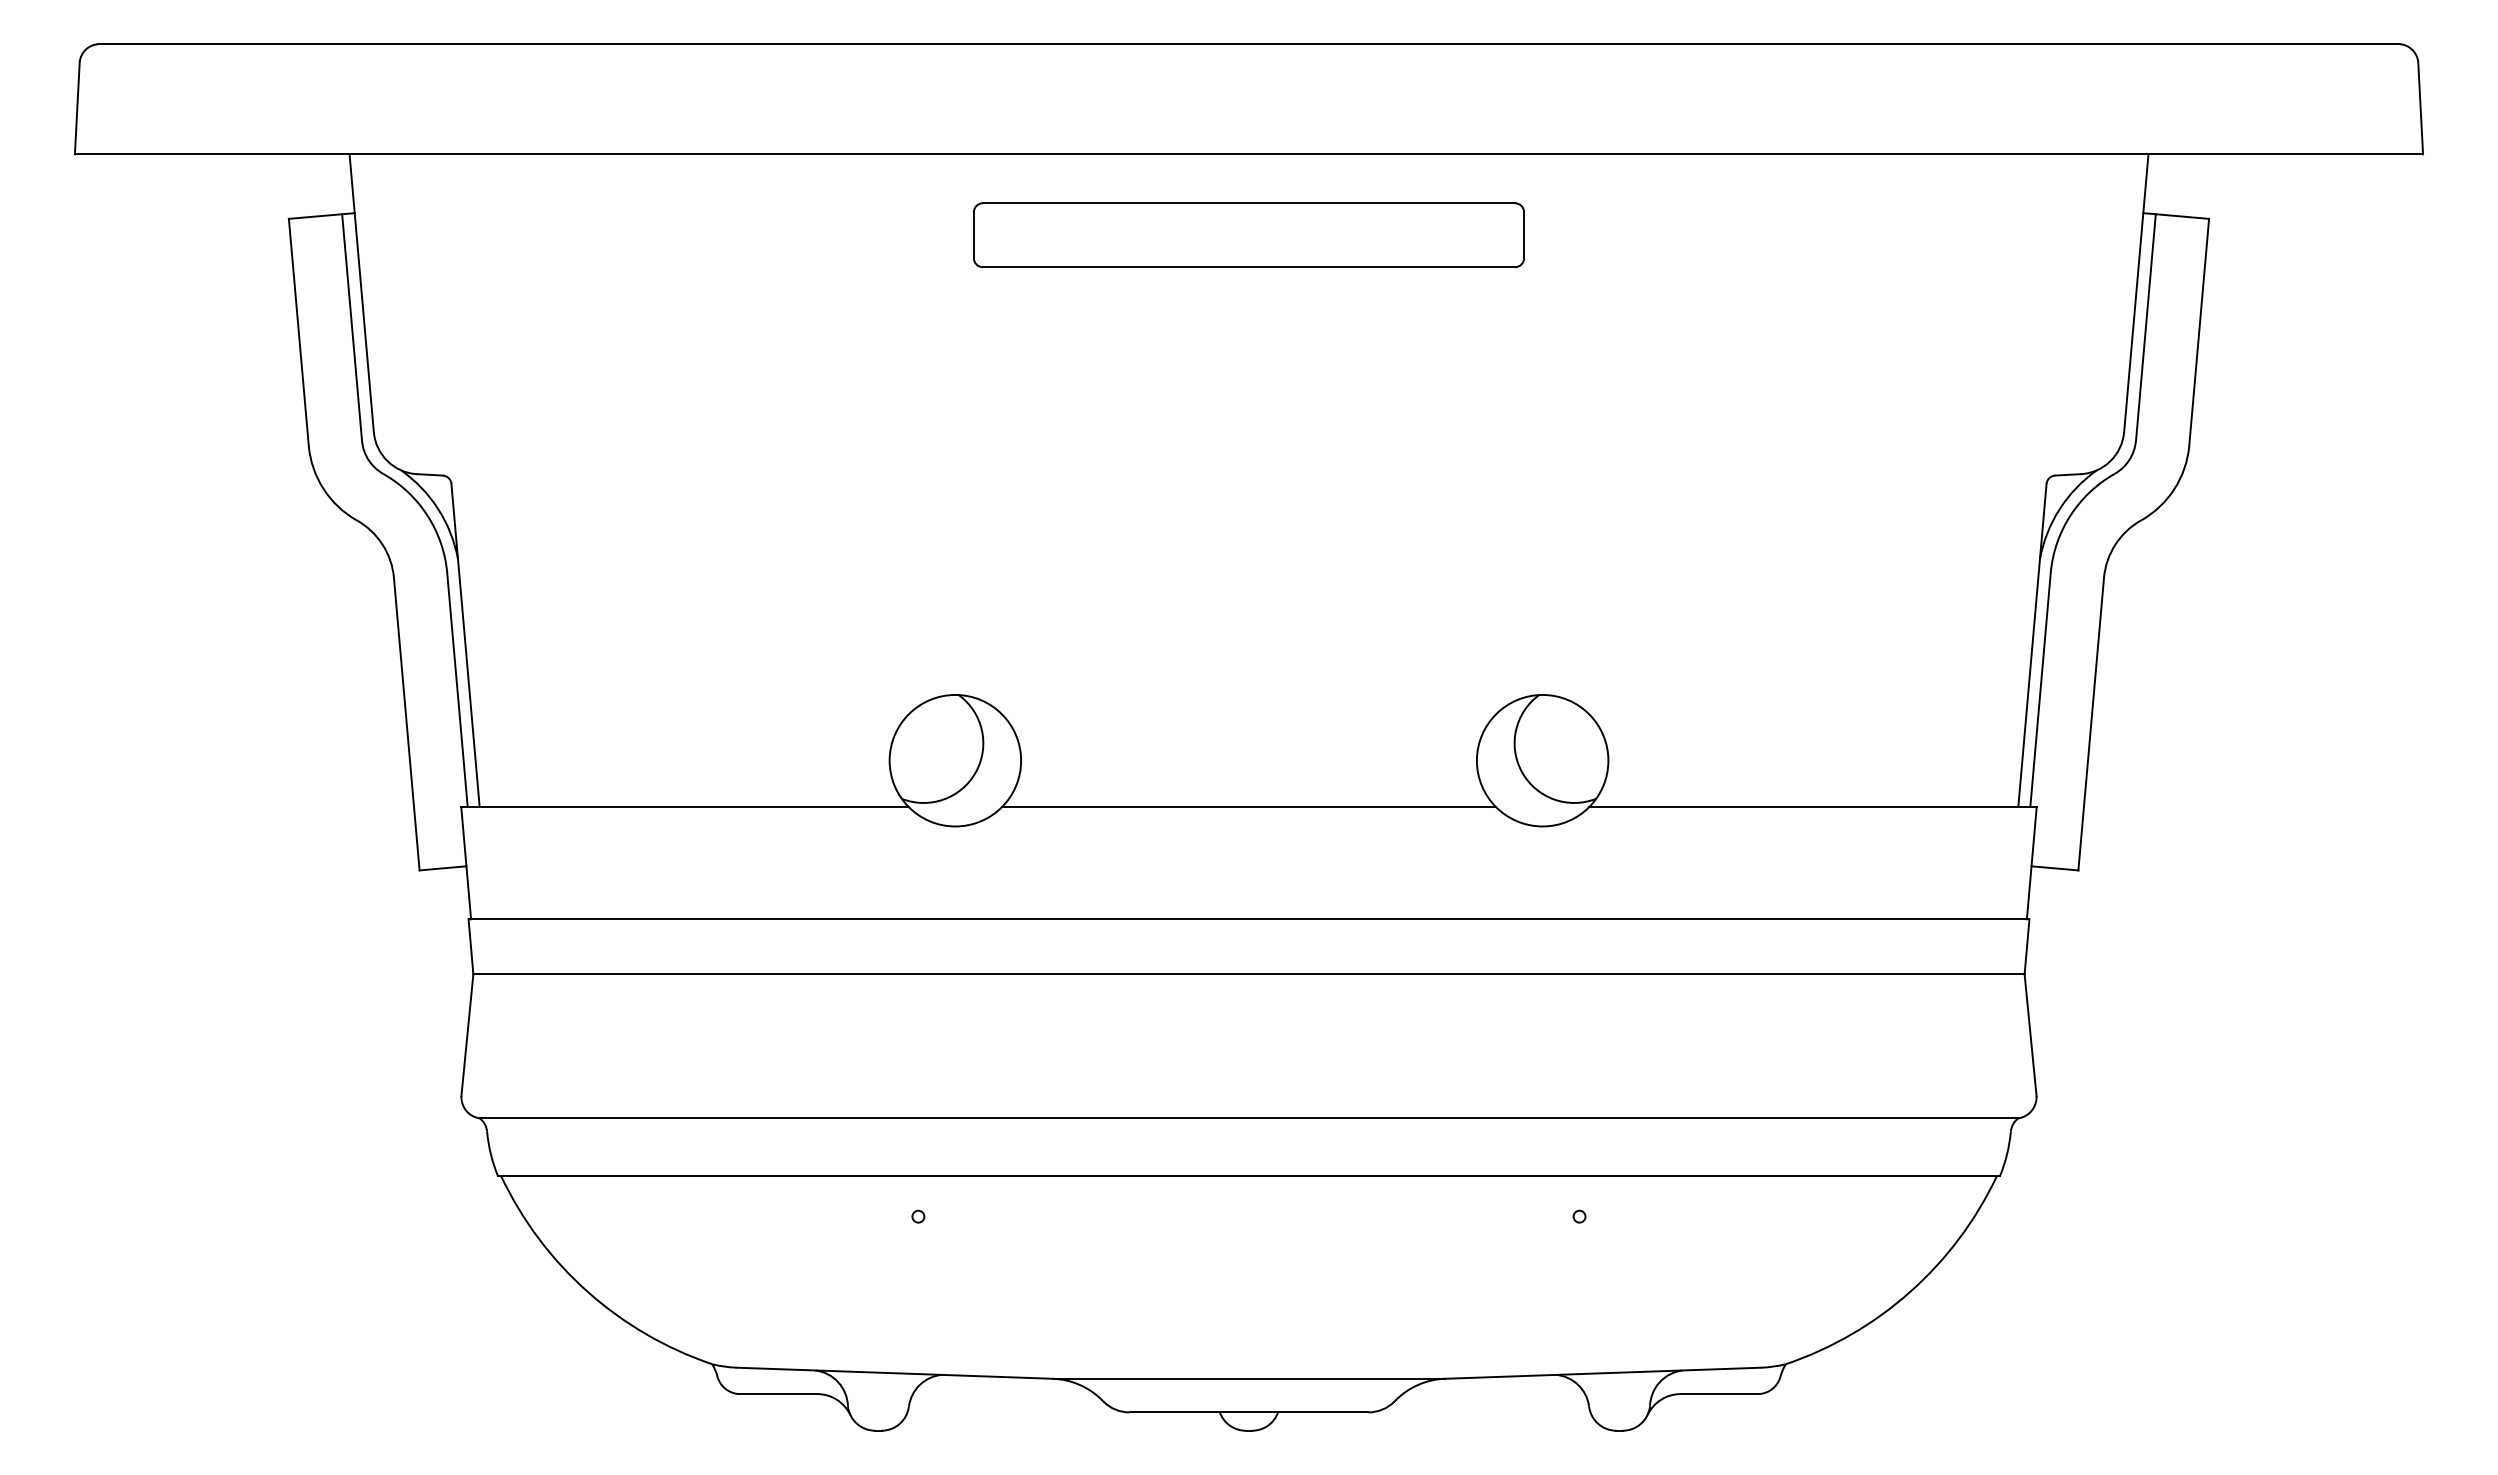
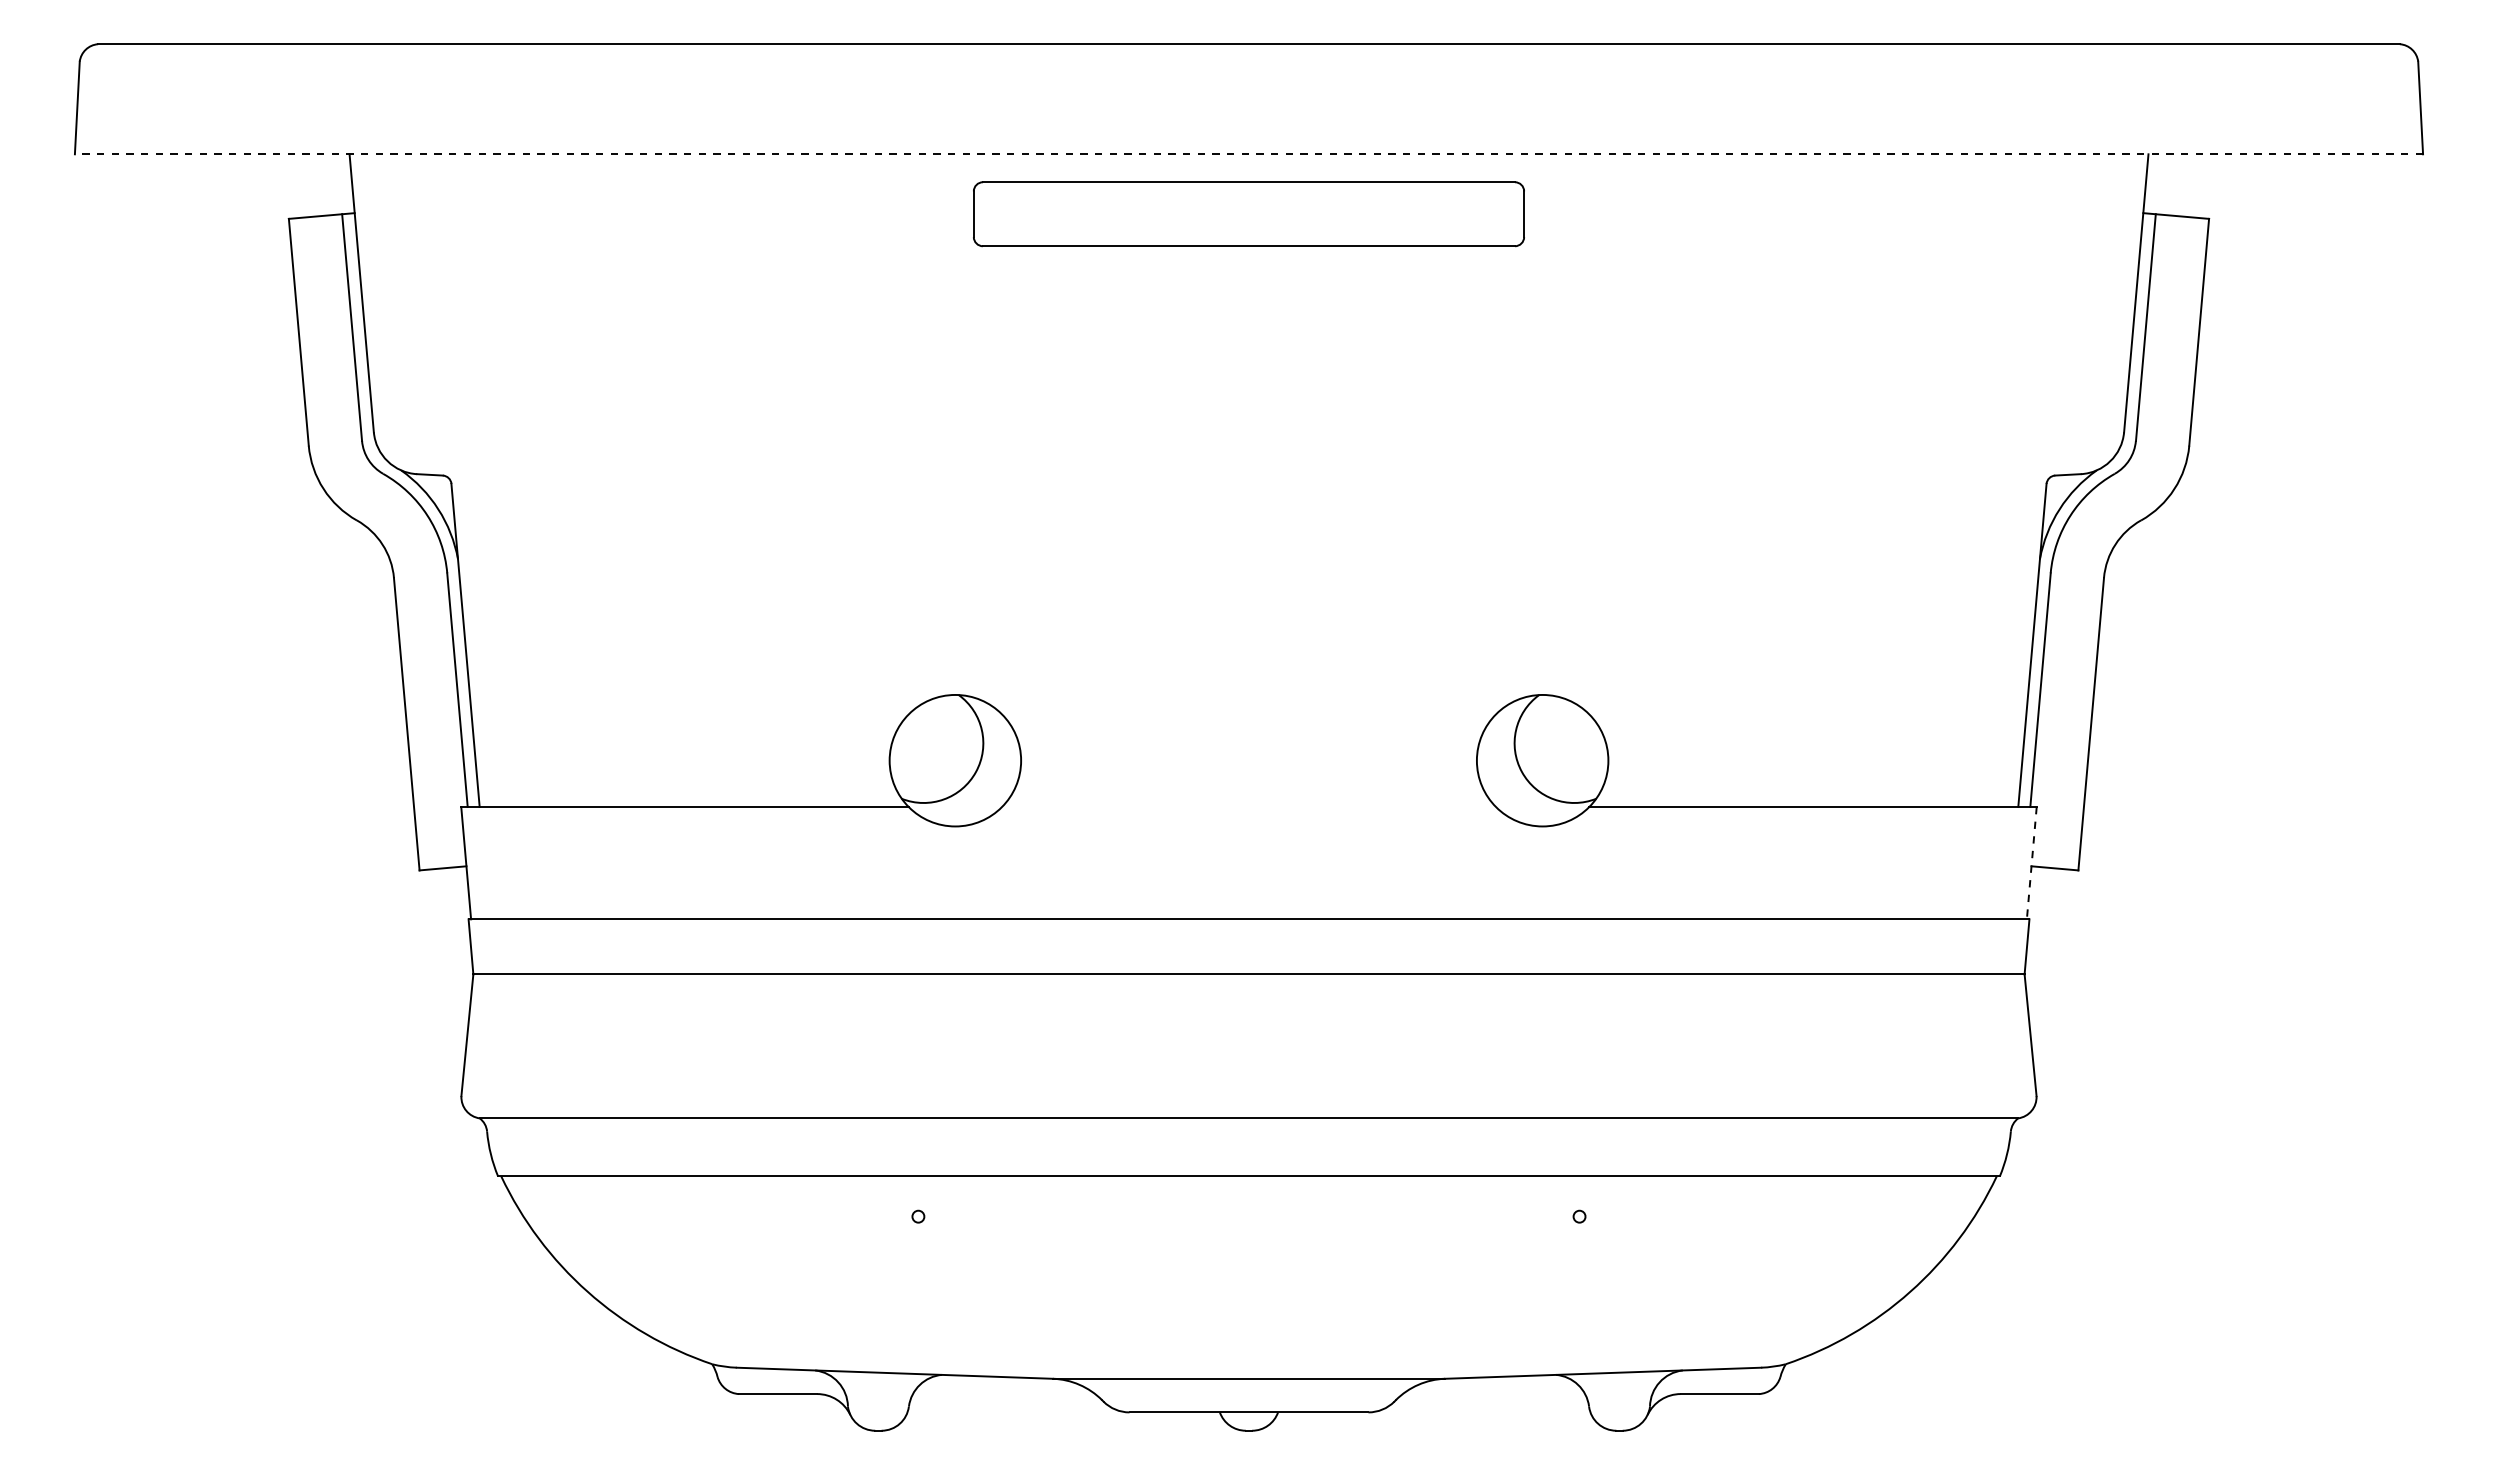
line: solid -> dashed (1248, 154)
part position: (1248, 235) -> (1248, 214) (1248, 214)
line: present -> none (1248, 807)
line: solid -> dashed (2031, 863)
